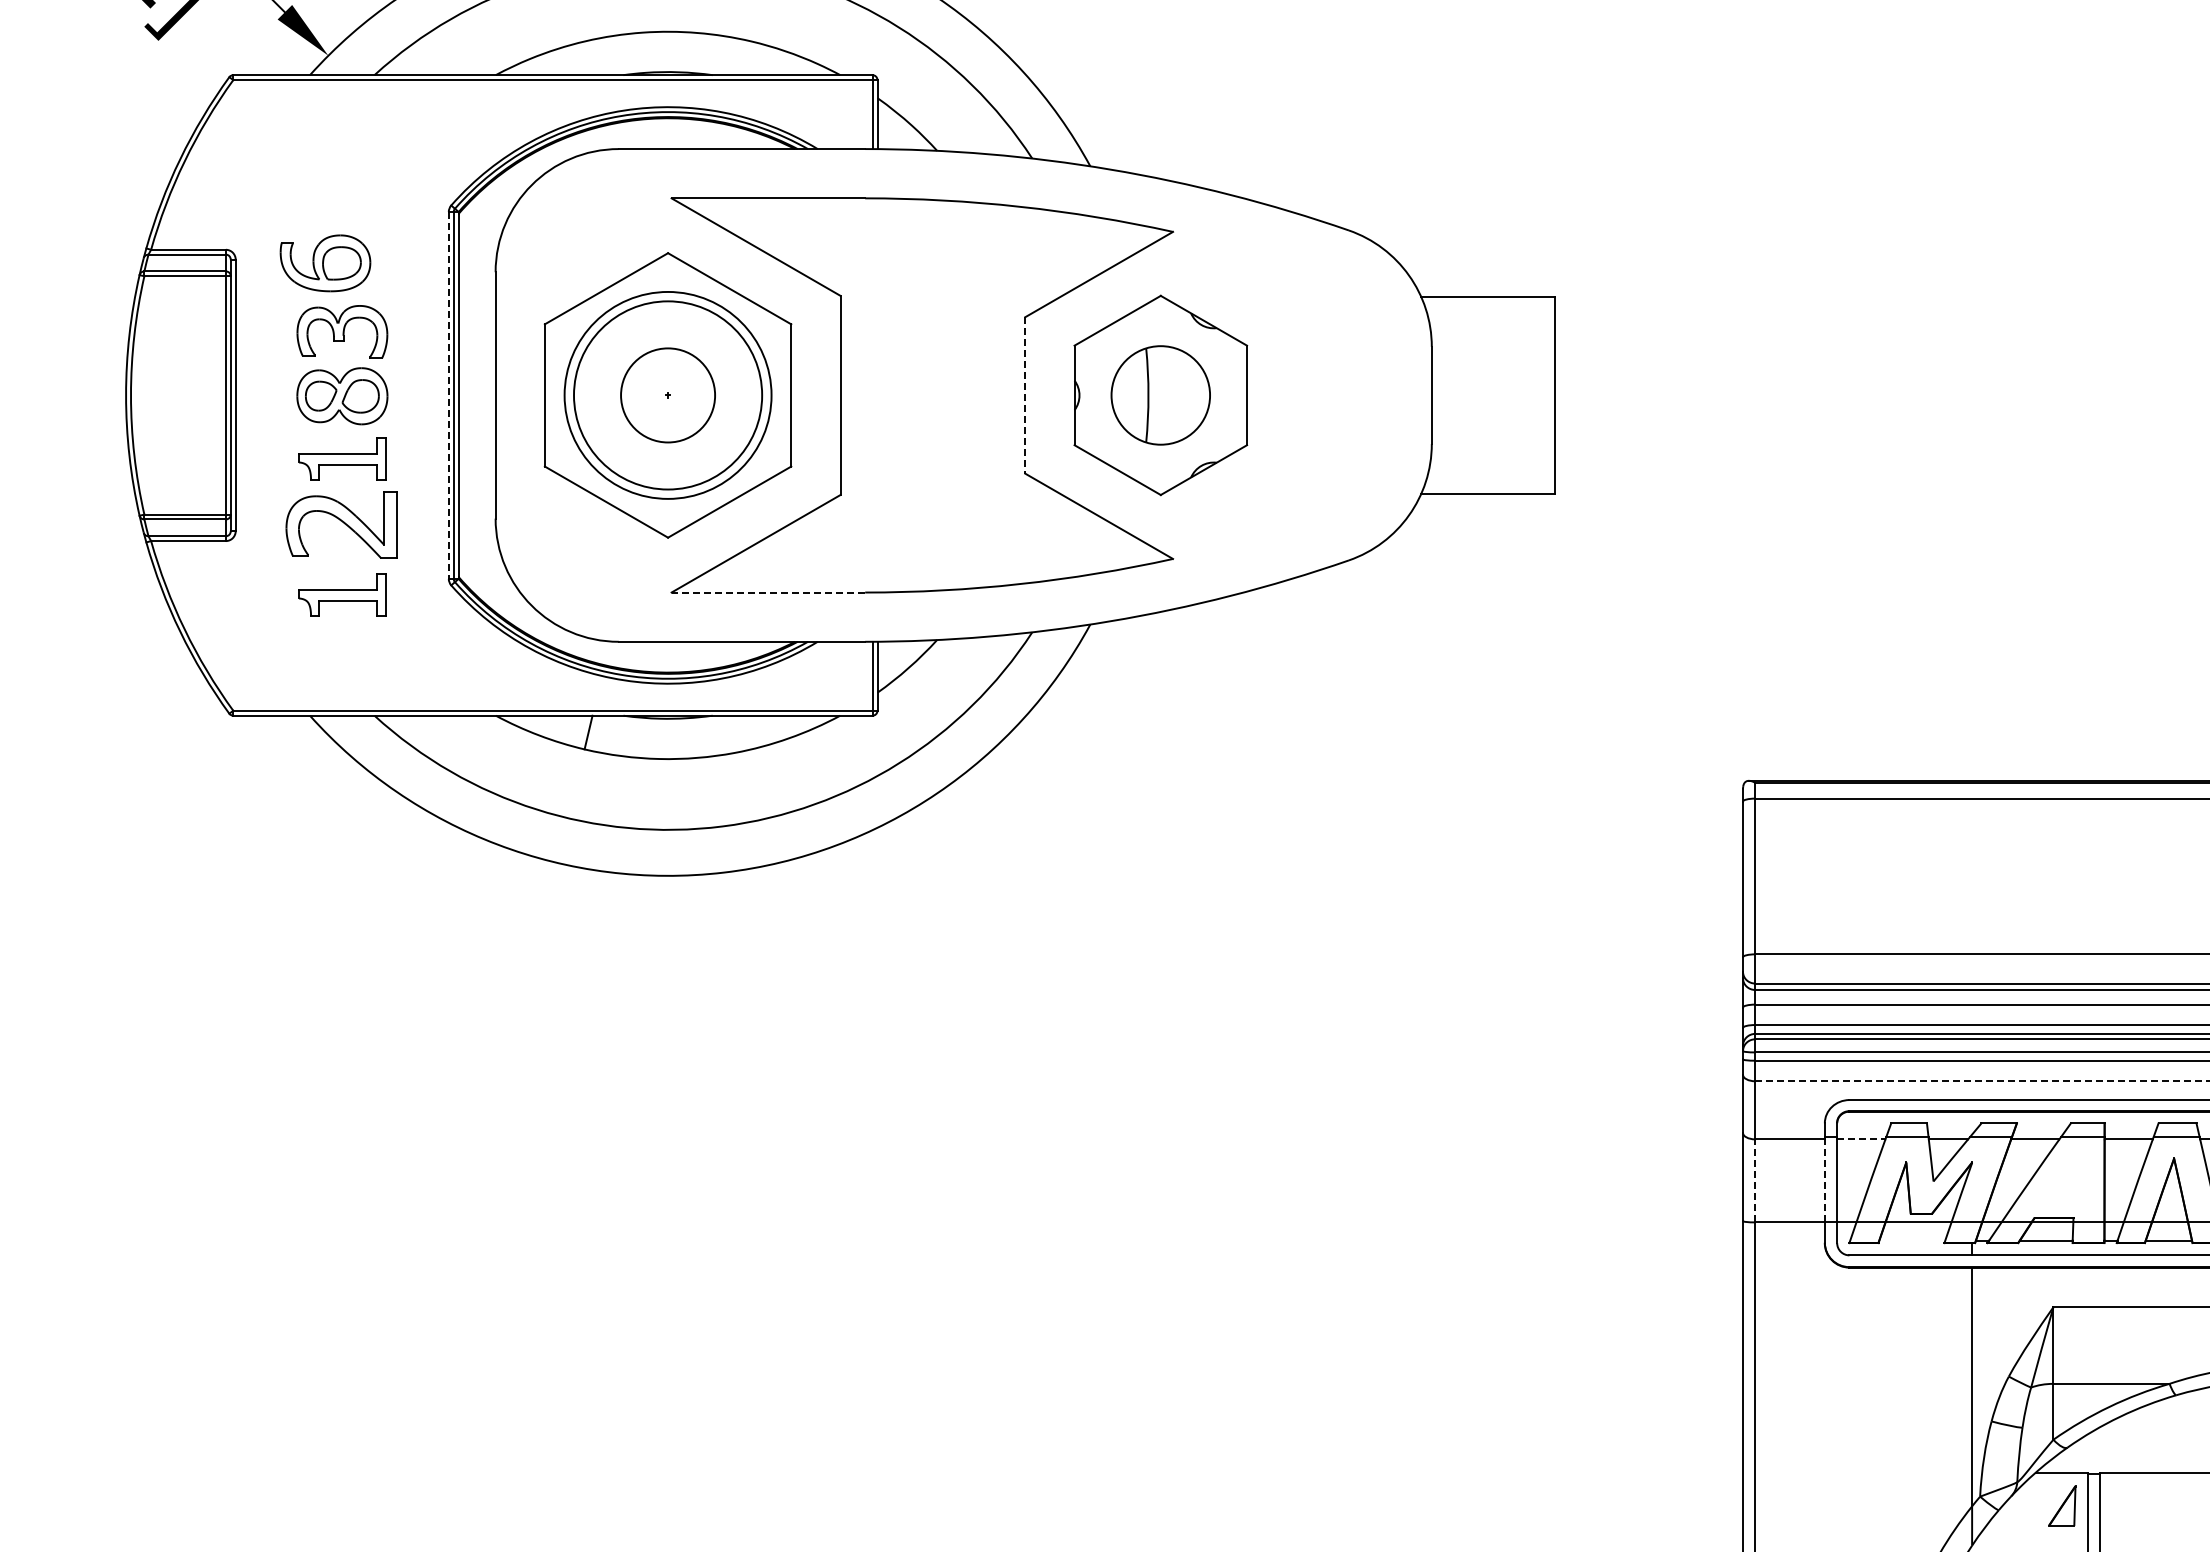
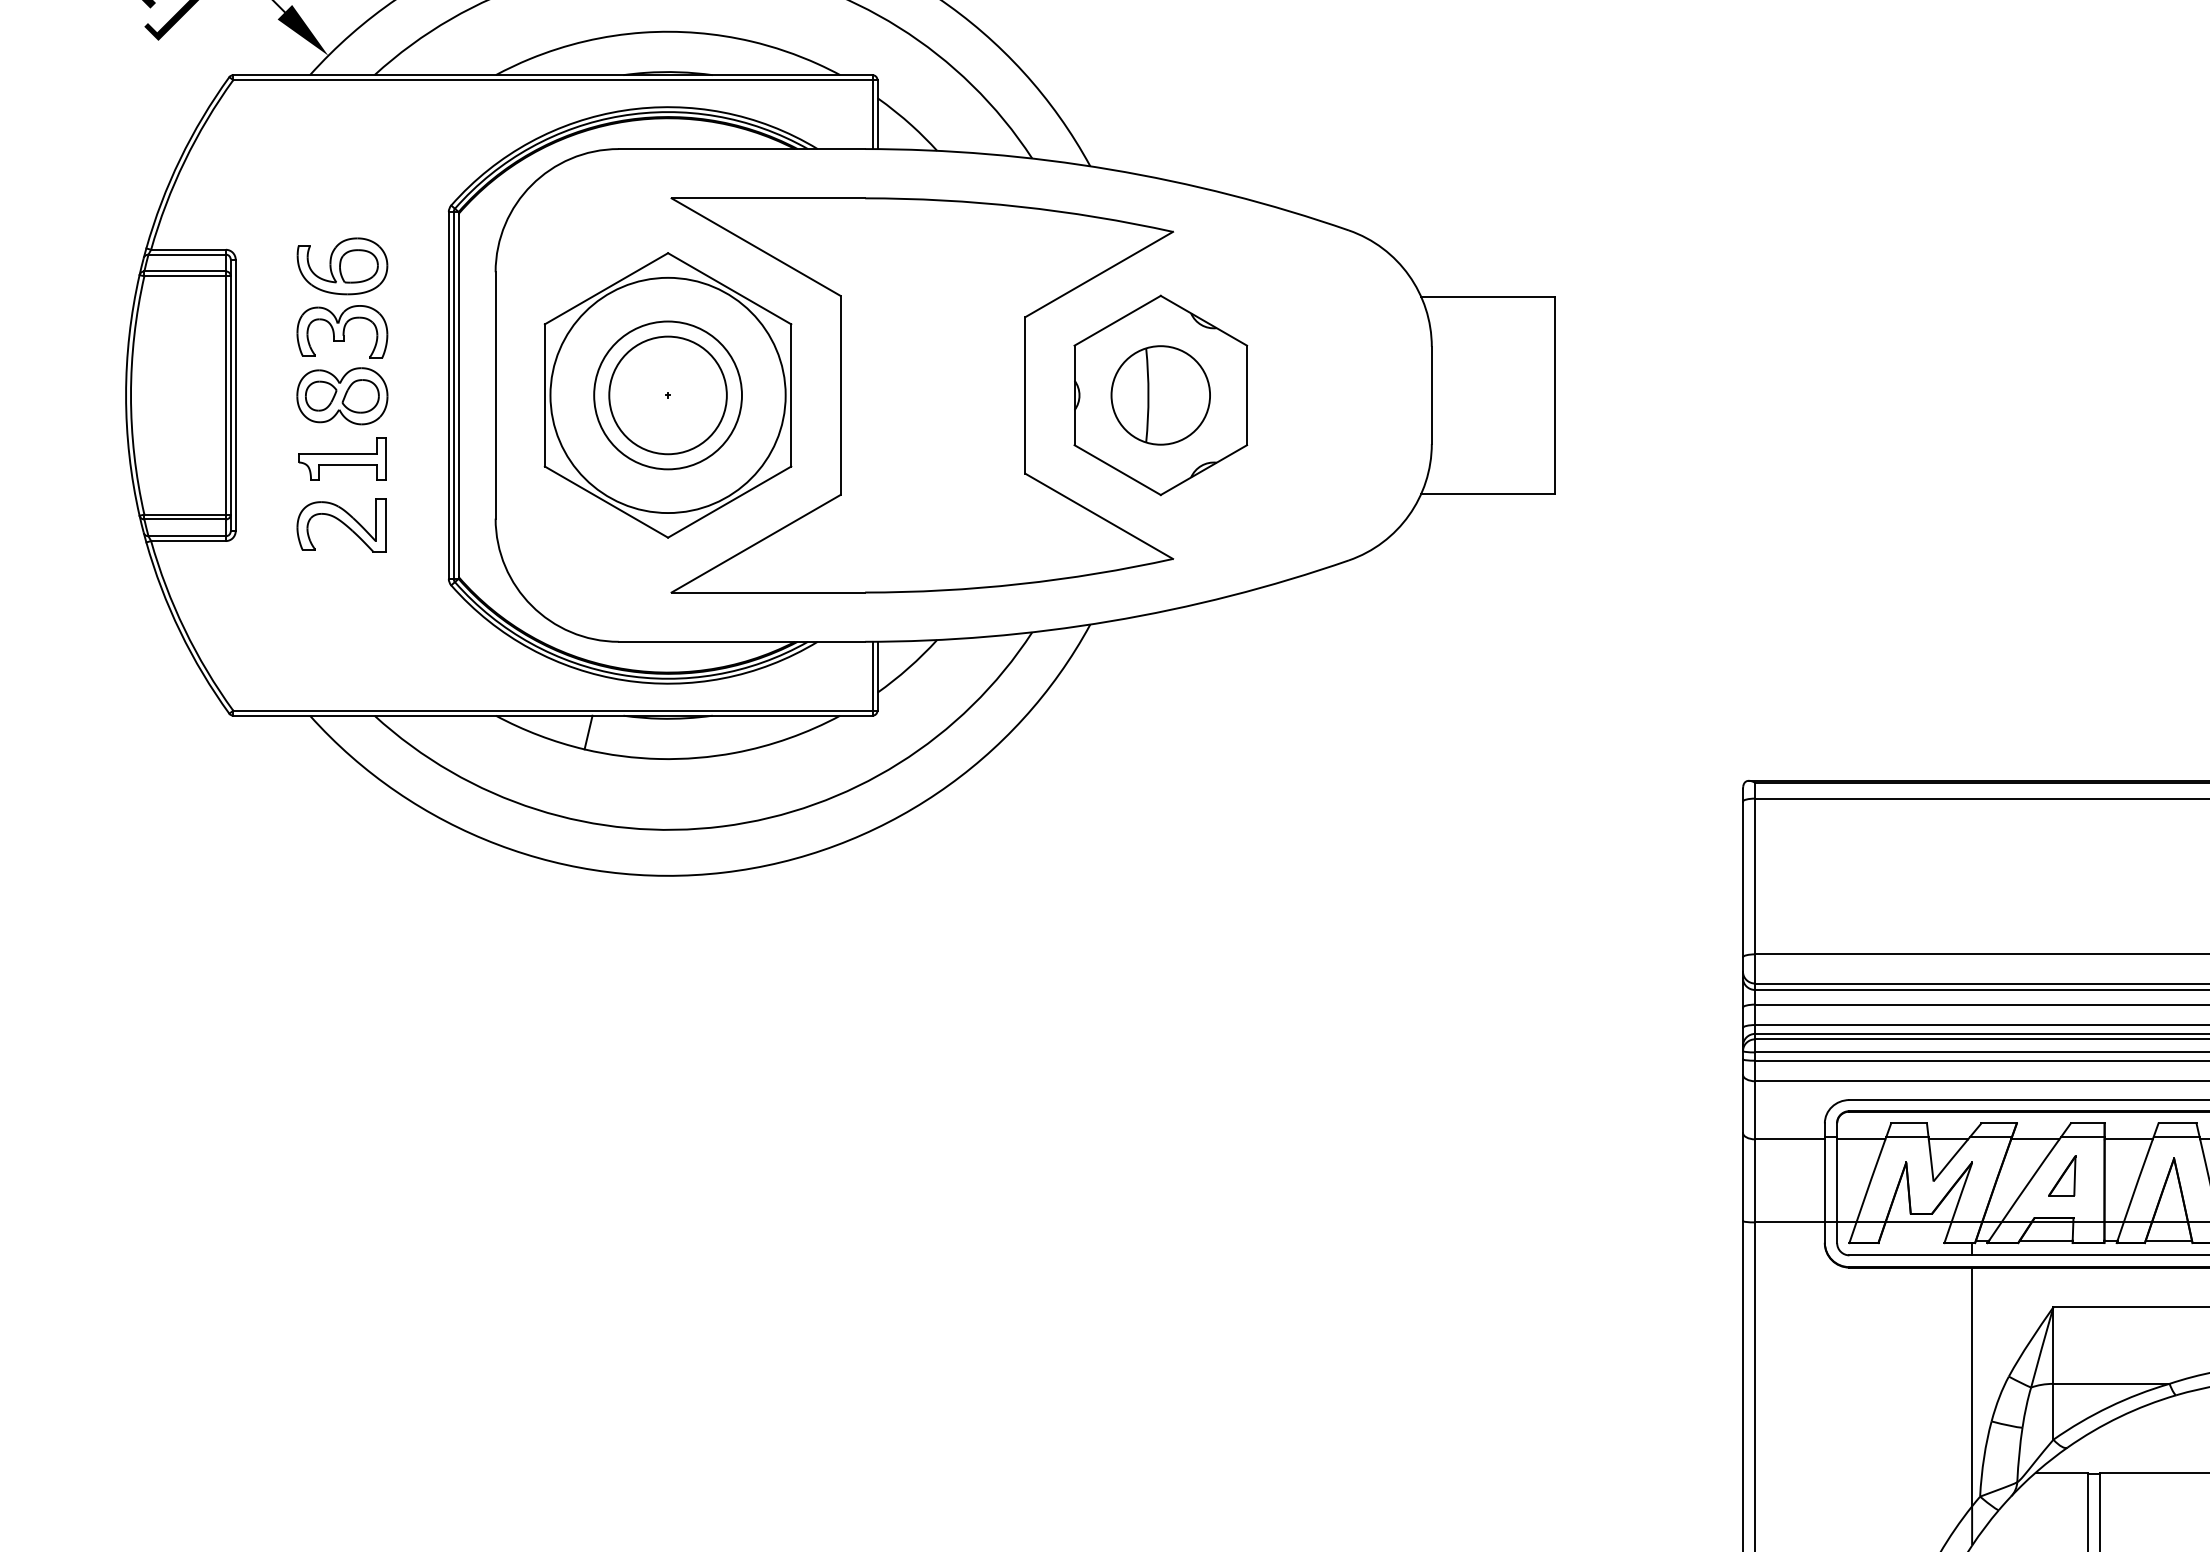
part position: (325, 263) -> (342, 266) (342, 266)
circle diameter: 207 px -> 148 px (667, 395)
line: dashed -> solid (448, 395)
circle diameter: 188 px -> 235 px (667, 395)
circle diameter: 94 px -> 118 px (667, 395)
line: dashed -> solid (1025, 395)
part size: 113x68 px -> 91x55 px (341, 525)
line: dashed -> solid (768, 592)
part: present -> none (342, 594)
line: dashed -> solid (1982, 1081)
line: dashed -> solid (1861, 1139)
line: dashed -> solid (1755, 1180)
line: dashed -> solid (1824, 1180)
part position: (2062, 1505) -> (2062, 1175) (2062, 1175)
